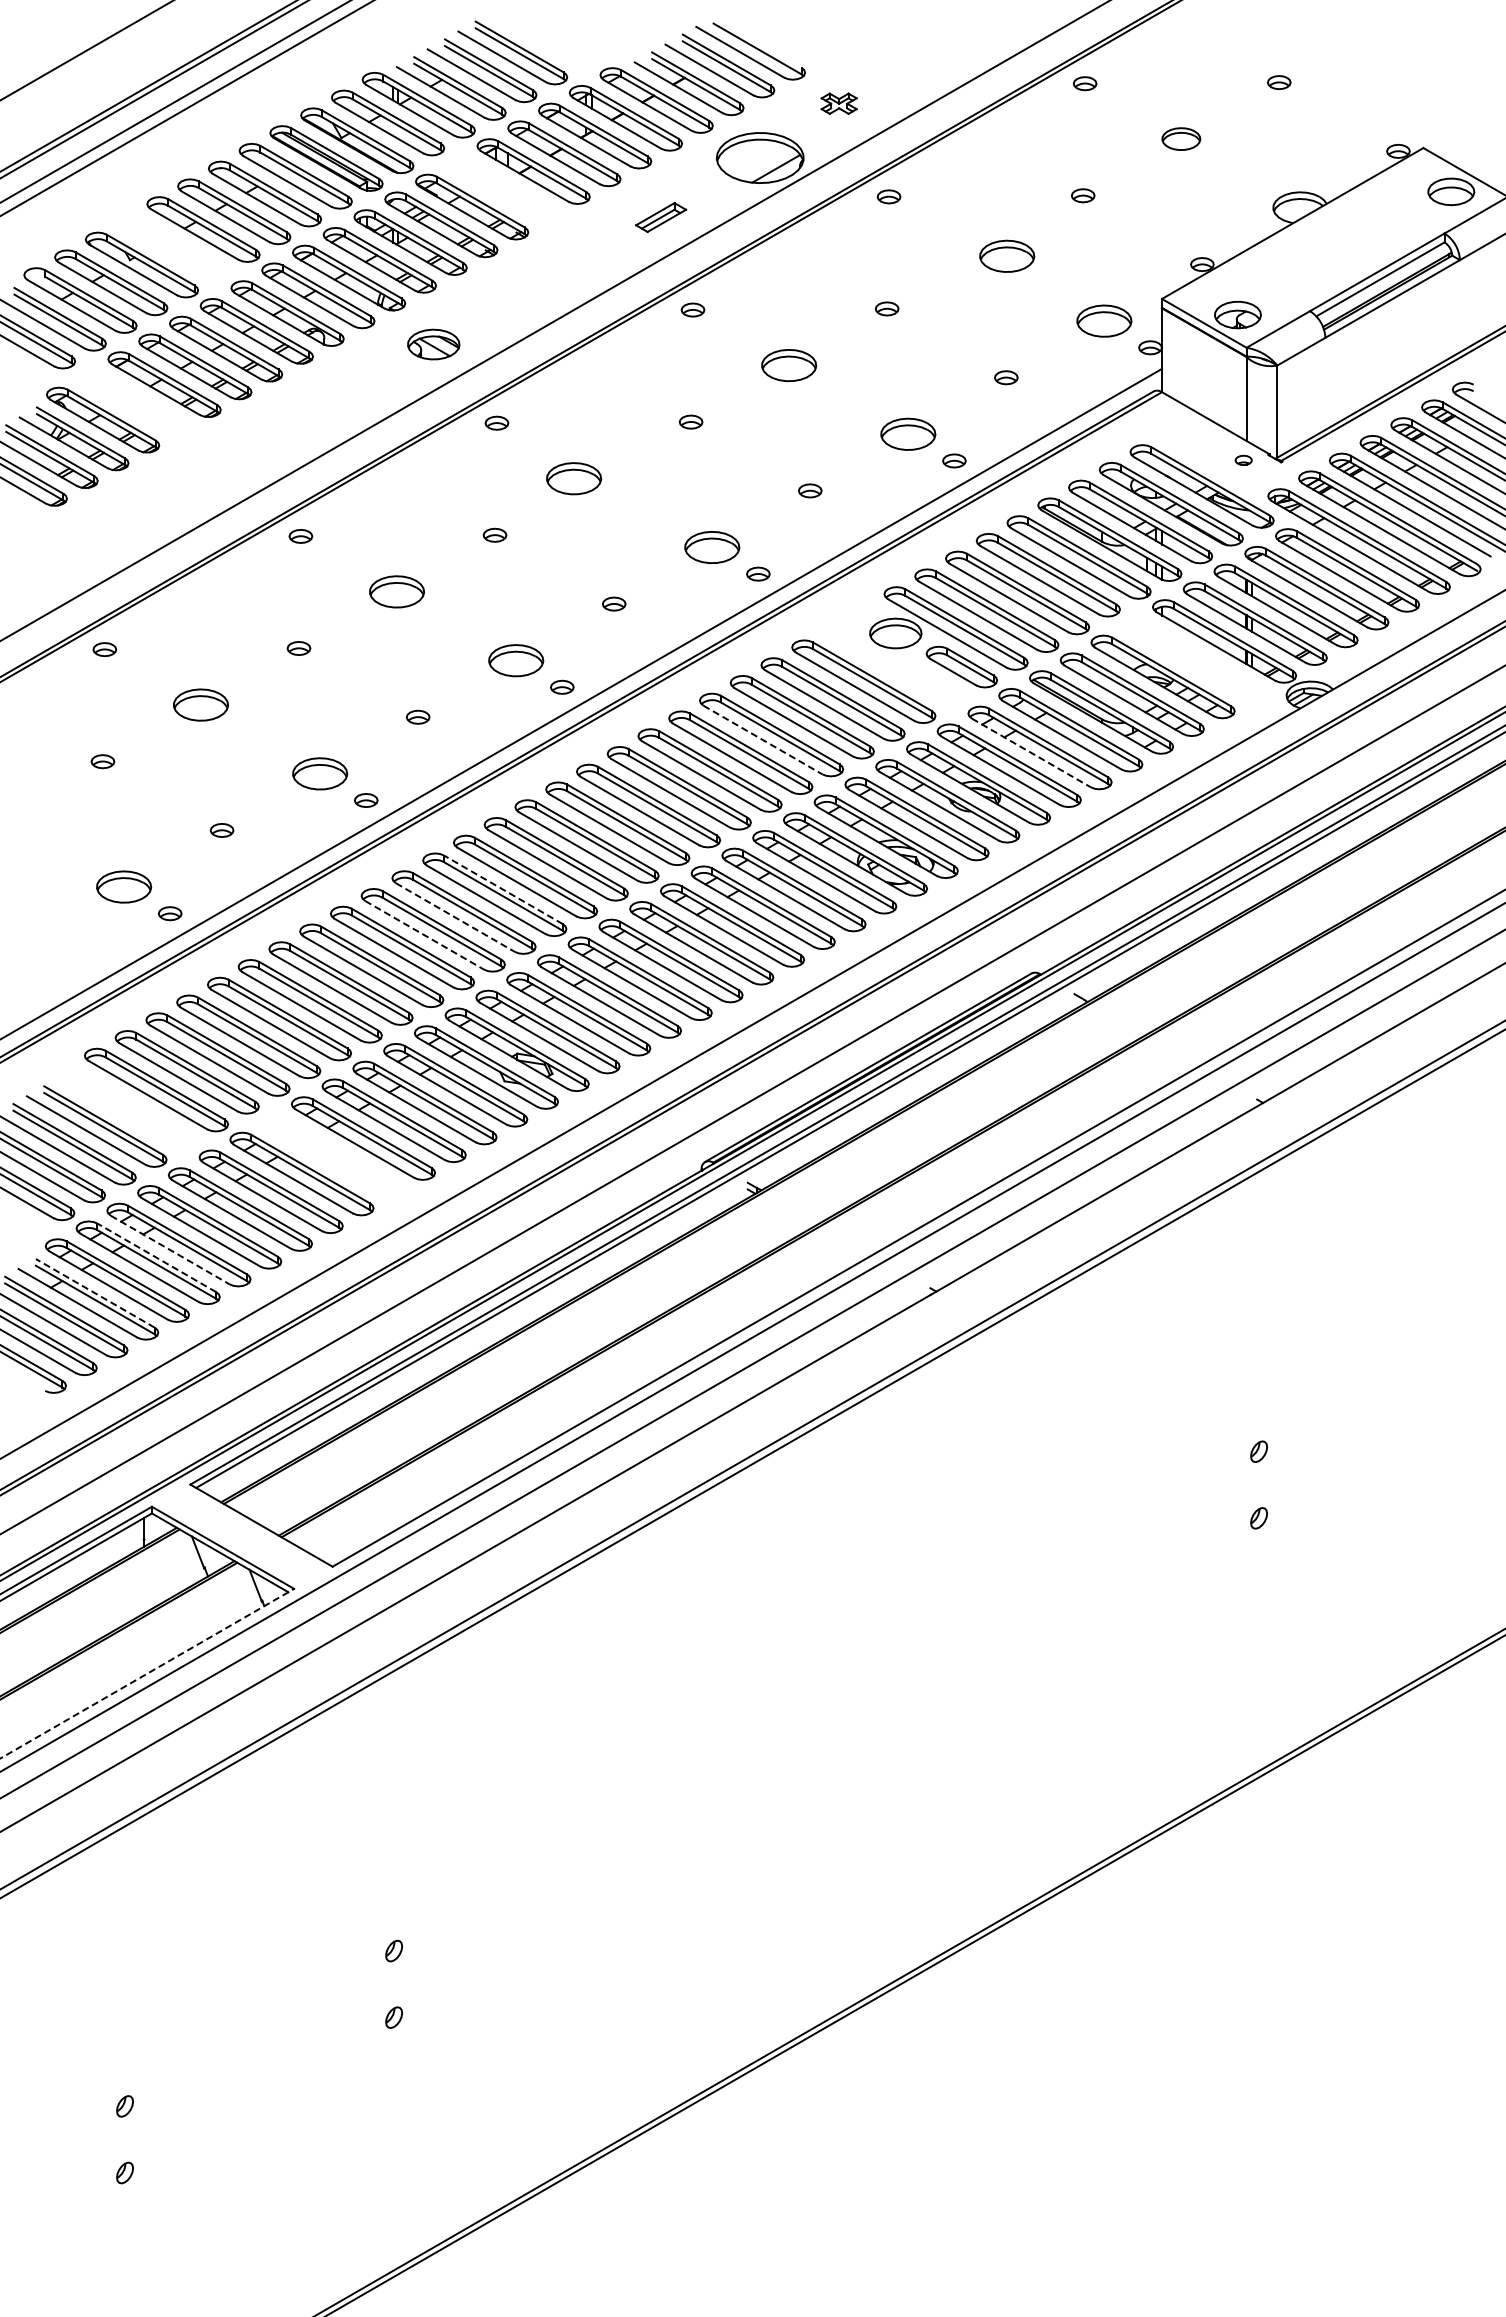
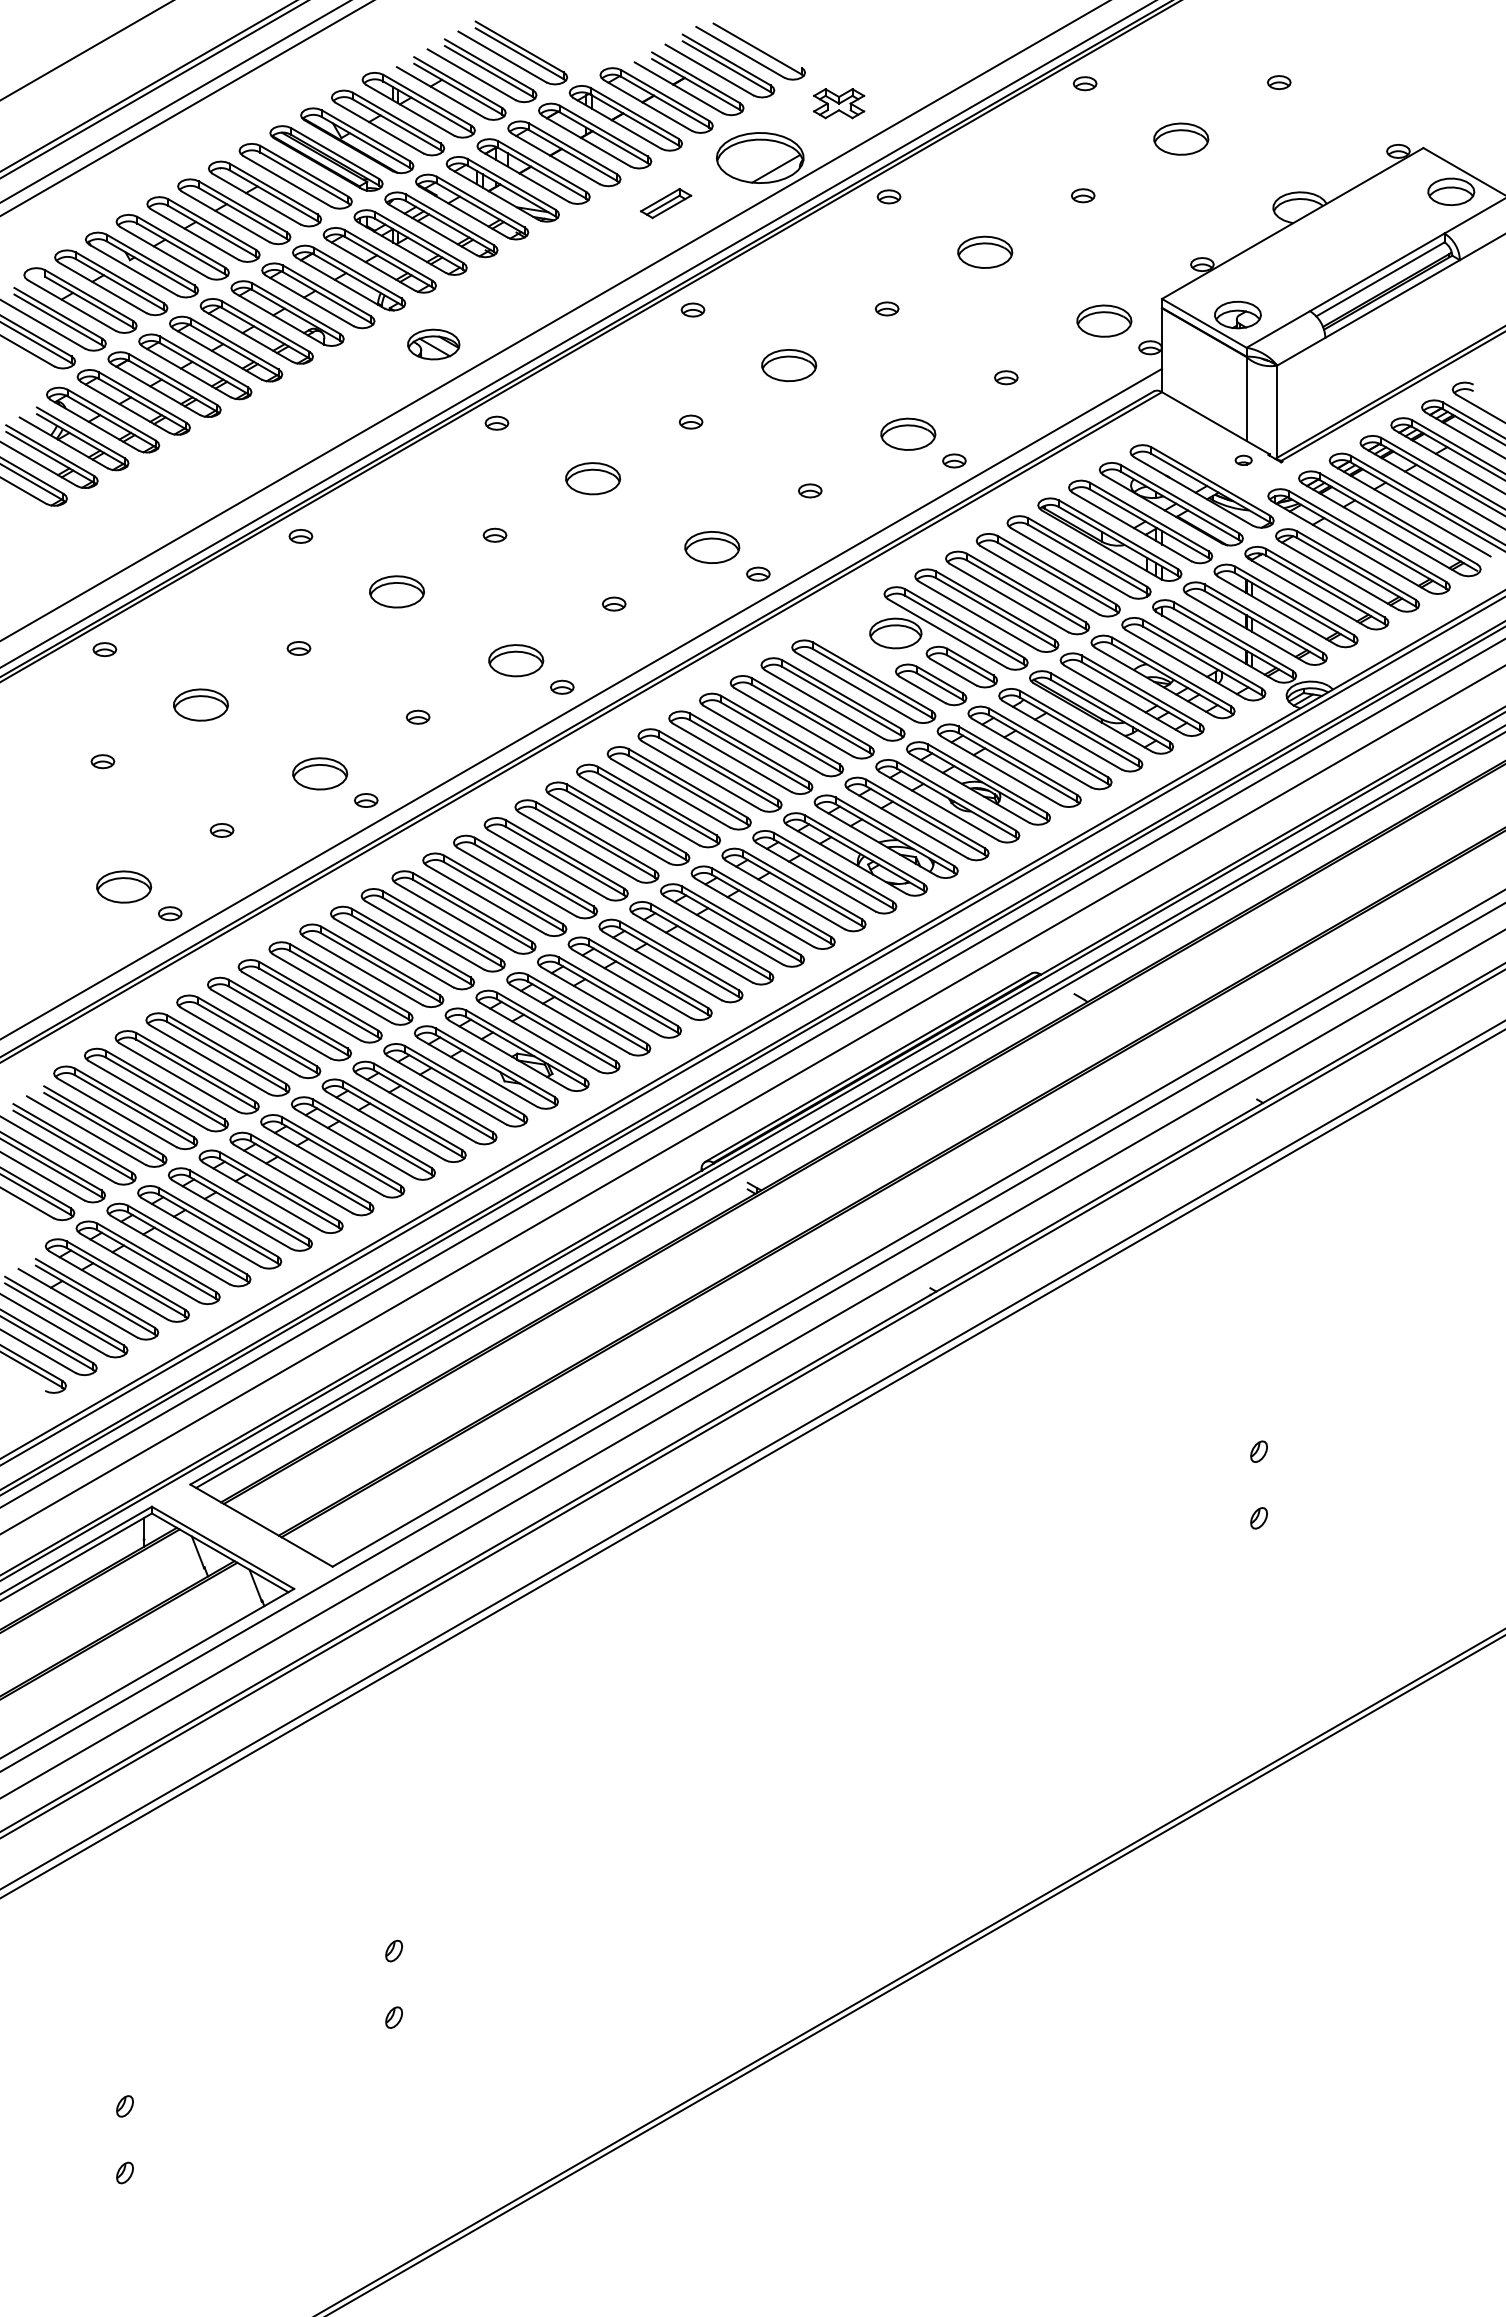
part size: 38x23 px -> 53x32 px (839, 103)
part size: 41x24 px -> 57x34 px (1181, 138)
part: none -> present (502, 189)
part position: (661, 217) -> (666, 203) (666, 203)
part: none -> present (172, 247)
part position: (1007, 255) -> (985, 251) (985, 251)
line: none -> present (577, 334)
part: none -> present (133, 402)
part position: (574, 478) -> (593, 478) (593, 478)
part: none -> present (1193, 659)
part: none -> present (931, 684)
line: dashed -> solid (762, 740)
line: dashed -> solid (1031, 752)
line: dashed -> solid (503, 889)
line: dashed -> solid (455, 917)
line: dashed -> solid (424, 935)
line: none -> present (752, 1031)
line: none -> present (752, 1073)
part: none -> present (125, 1107)
part: none -> present (332, 1156)
line: dashed -> solid (170, 1250)
line: dashed -> solid (156, 1257)
line: dashed -> solid (95, 1293)
line: none -> present (752, 1404)
line: dashed -> solid (147, 1673)
